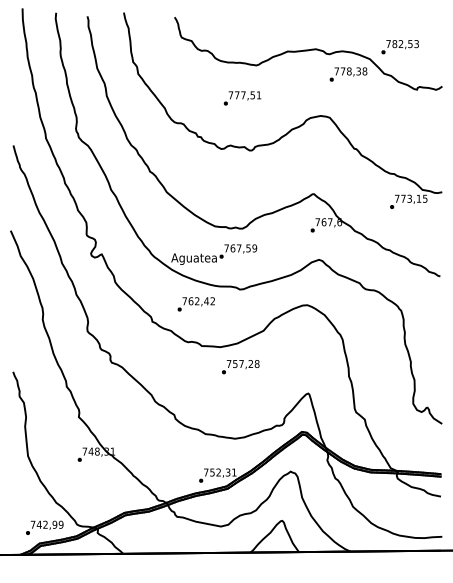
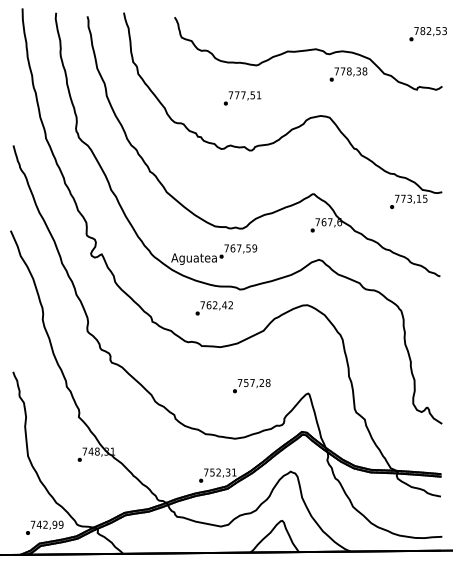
text position: (399, 47) -> (427, 34) (427, 34)
text position: (195, 304) -> (213, 308) (213, 308)
text position: (240, 367) -> (251, 386) (251, 386)
